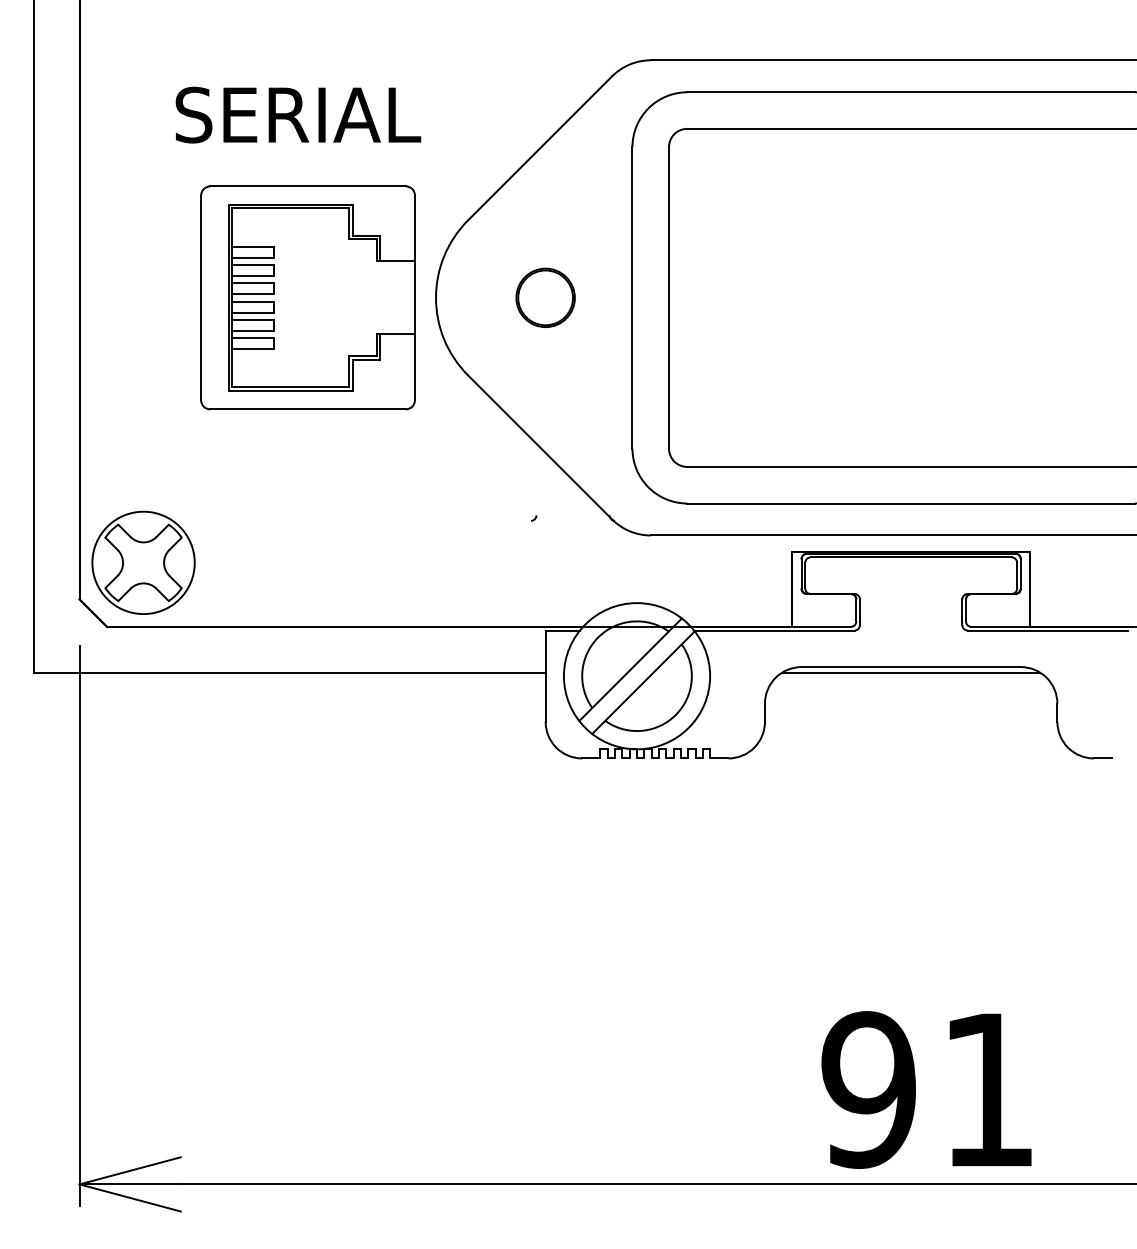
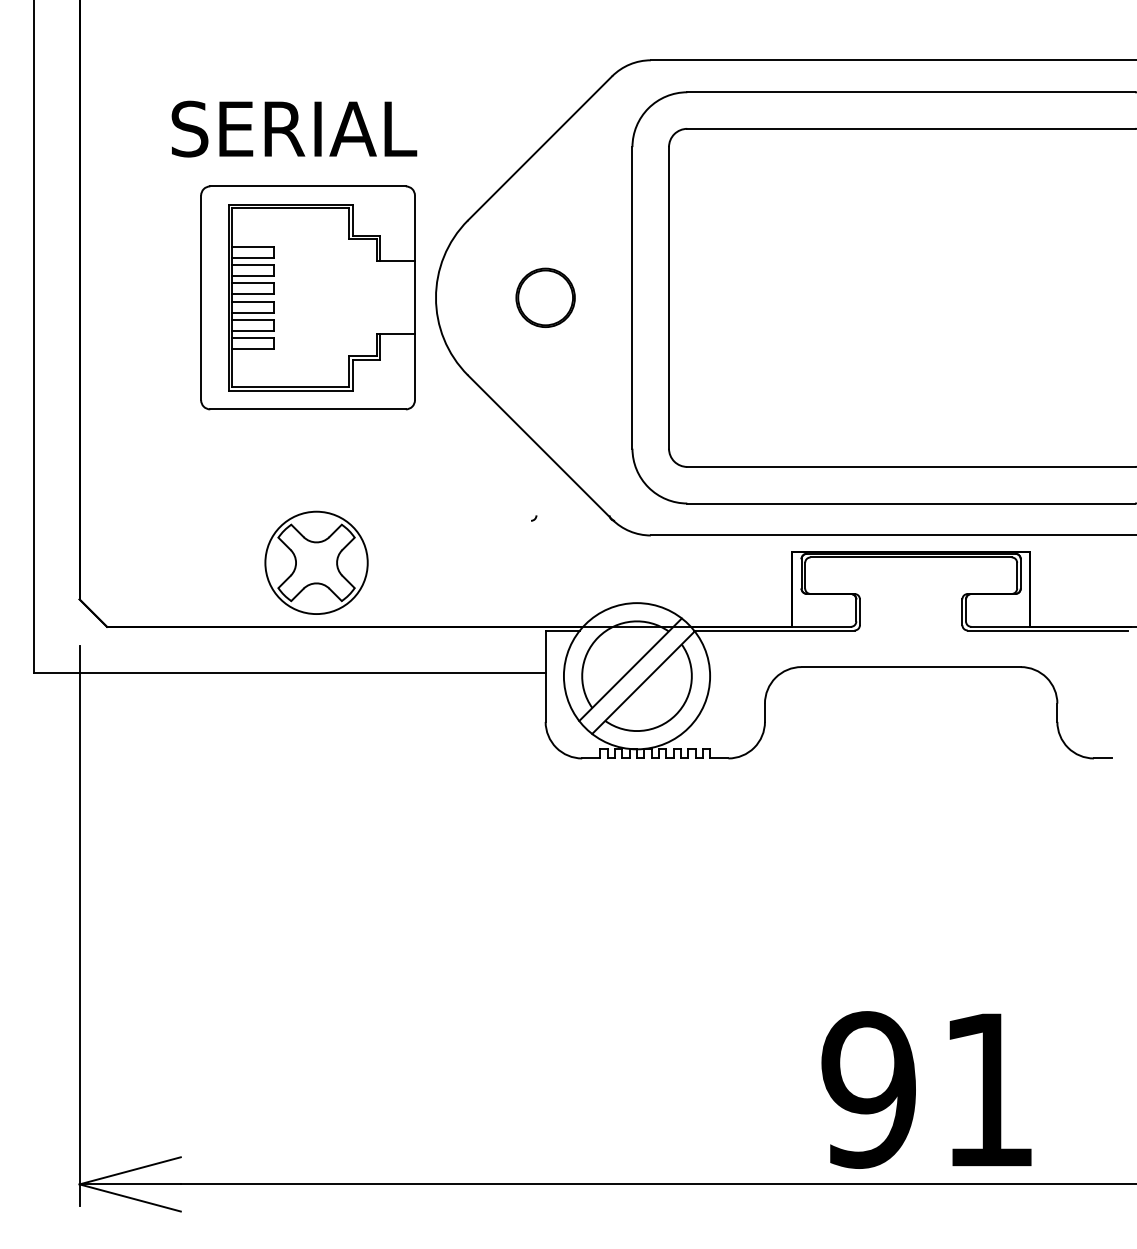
text position: (298, 114) -> (294, 128) (294, 128)
part position: (143, 562) -> (316, 562) (316, 562)
line: present -> none (911, 672)
